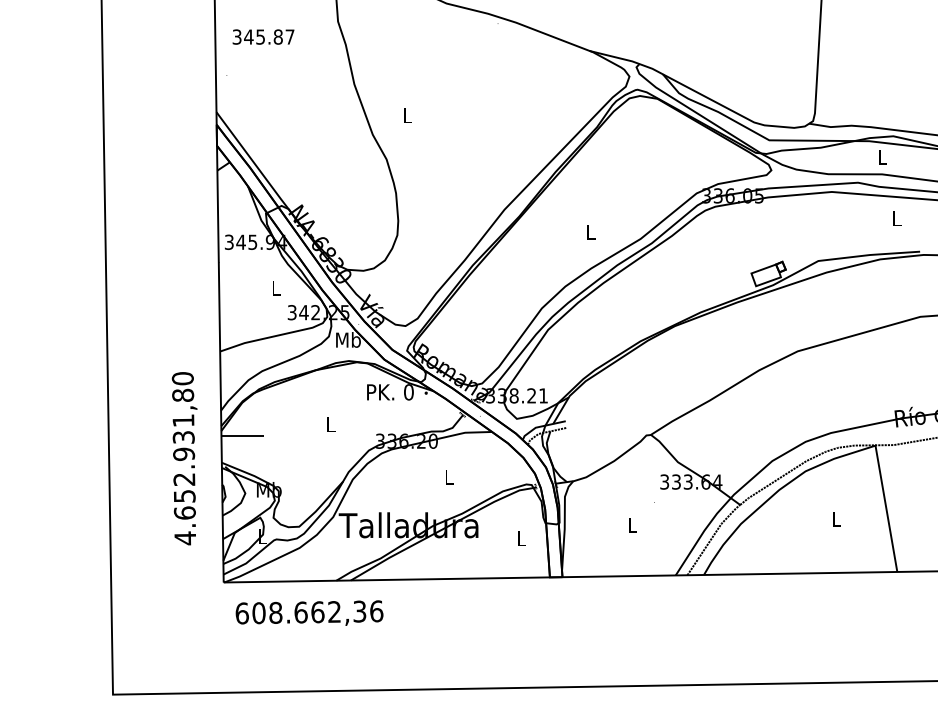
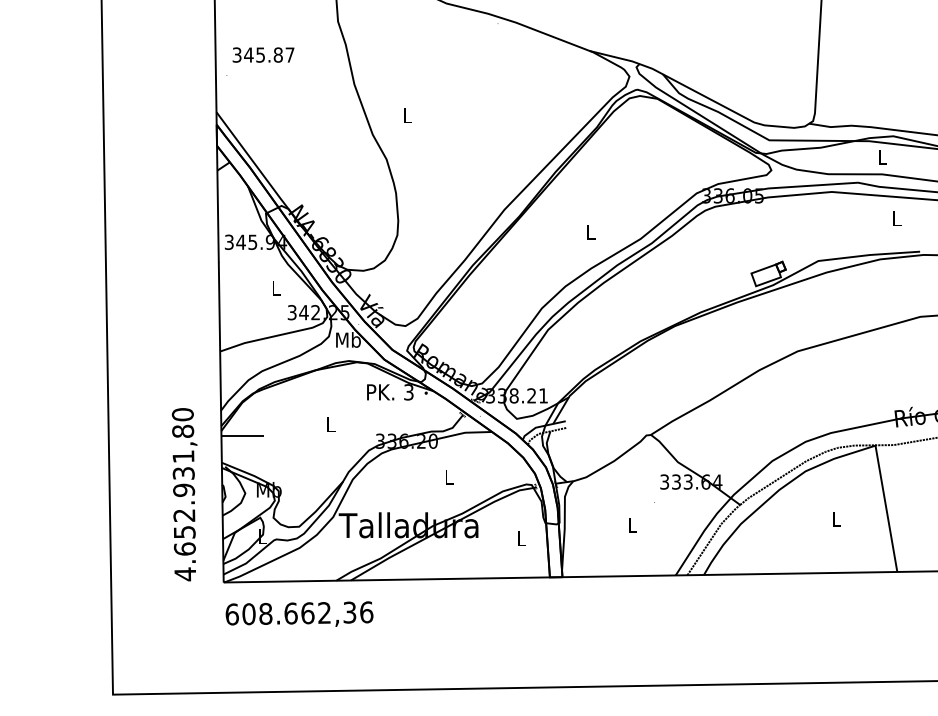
text position: (263, 36) -> (263, 54) (263, 54)
text: 0 -> 3 (408, 392)
text position: (184, 458) -> (184, 494) (184, 494)
text position: (309, 612) -> (299, 613) (299, 613)
